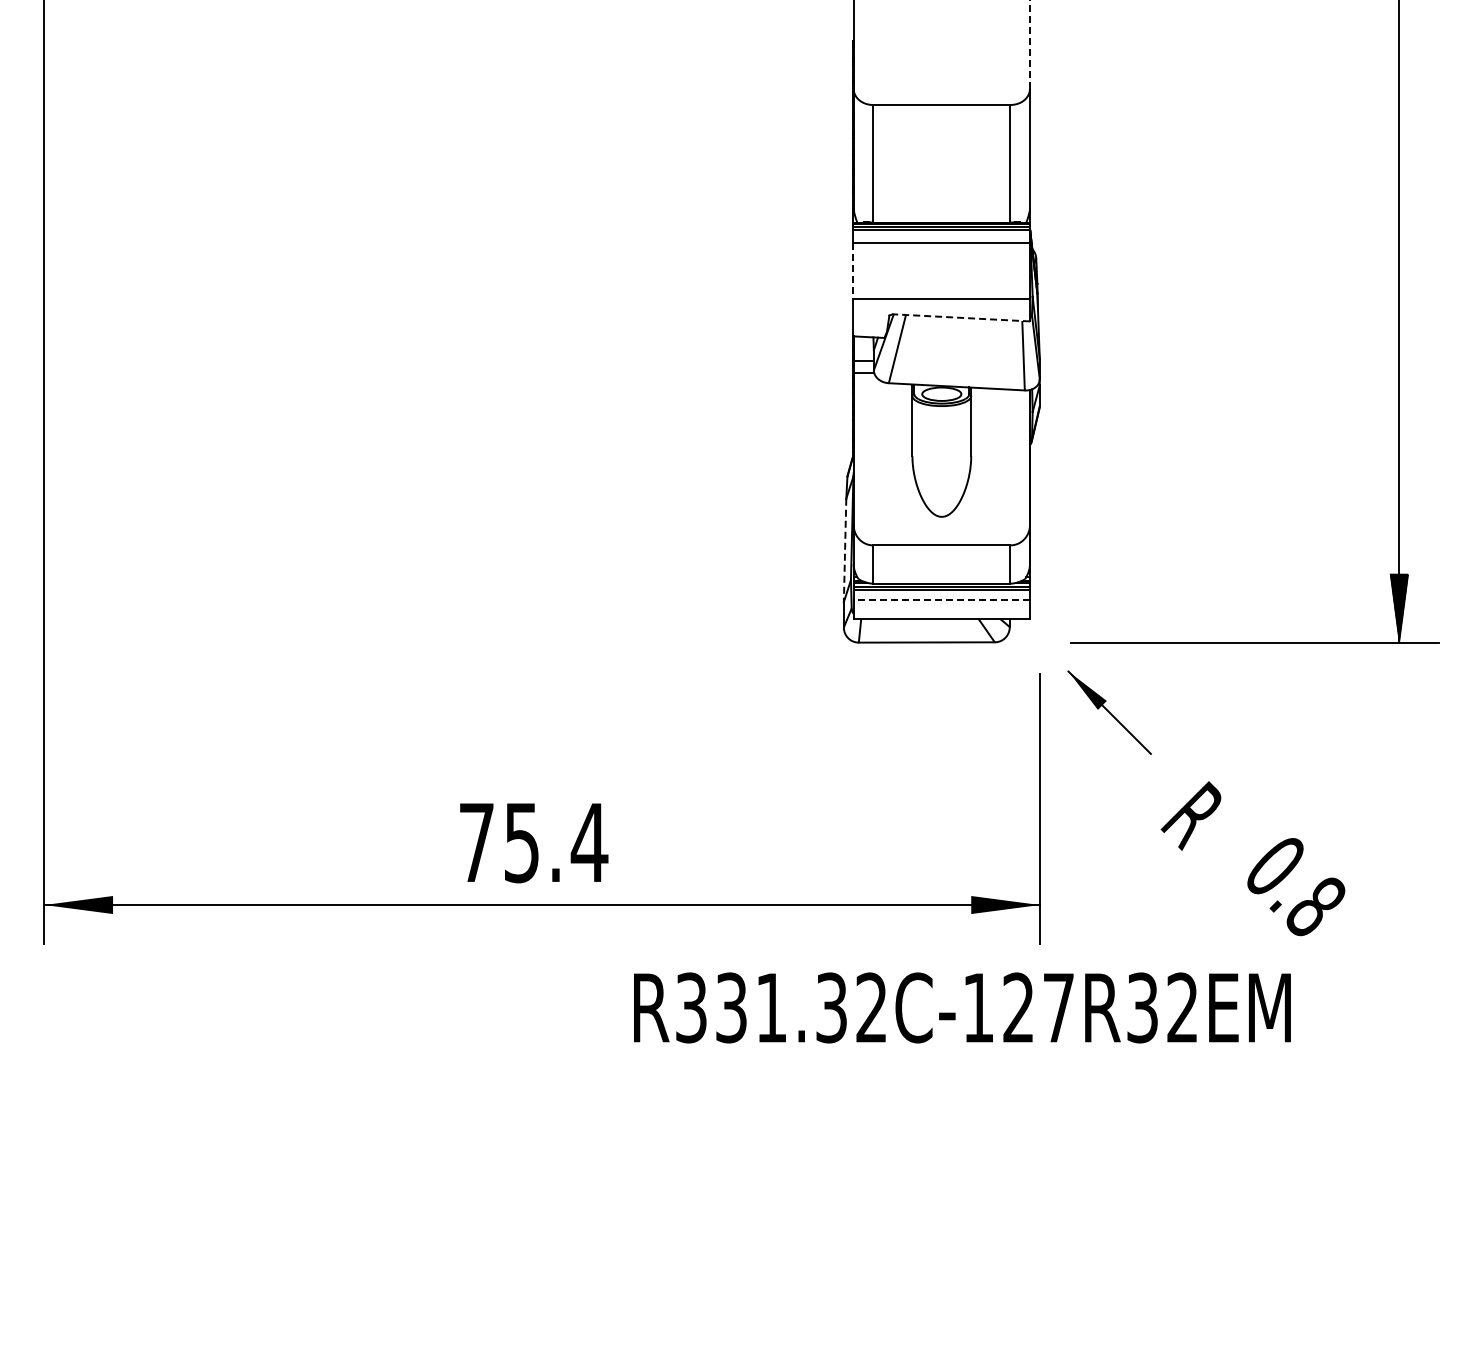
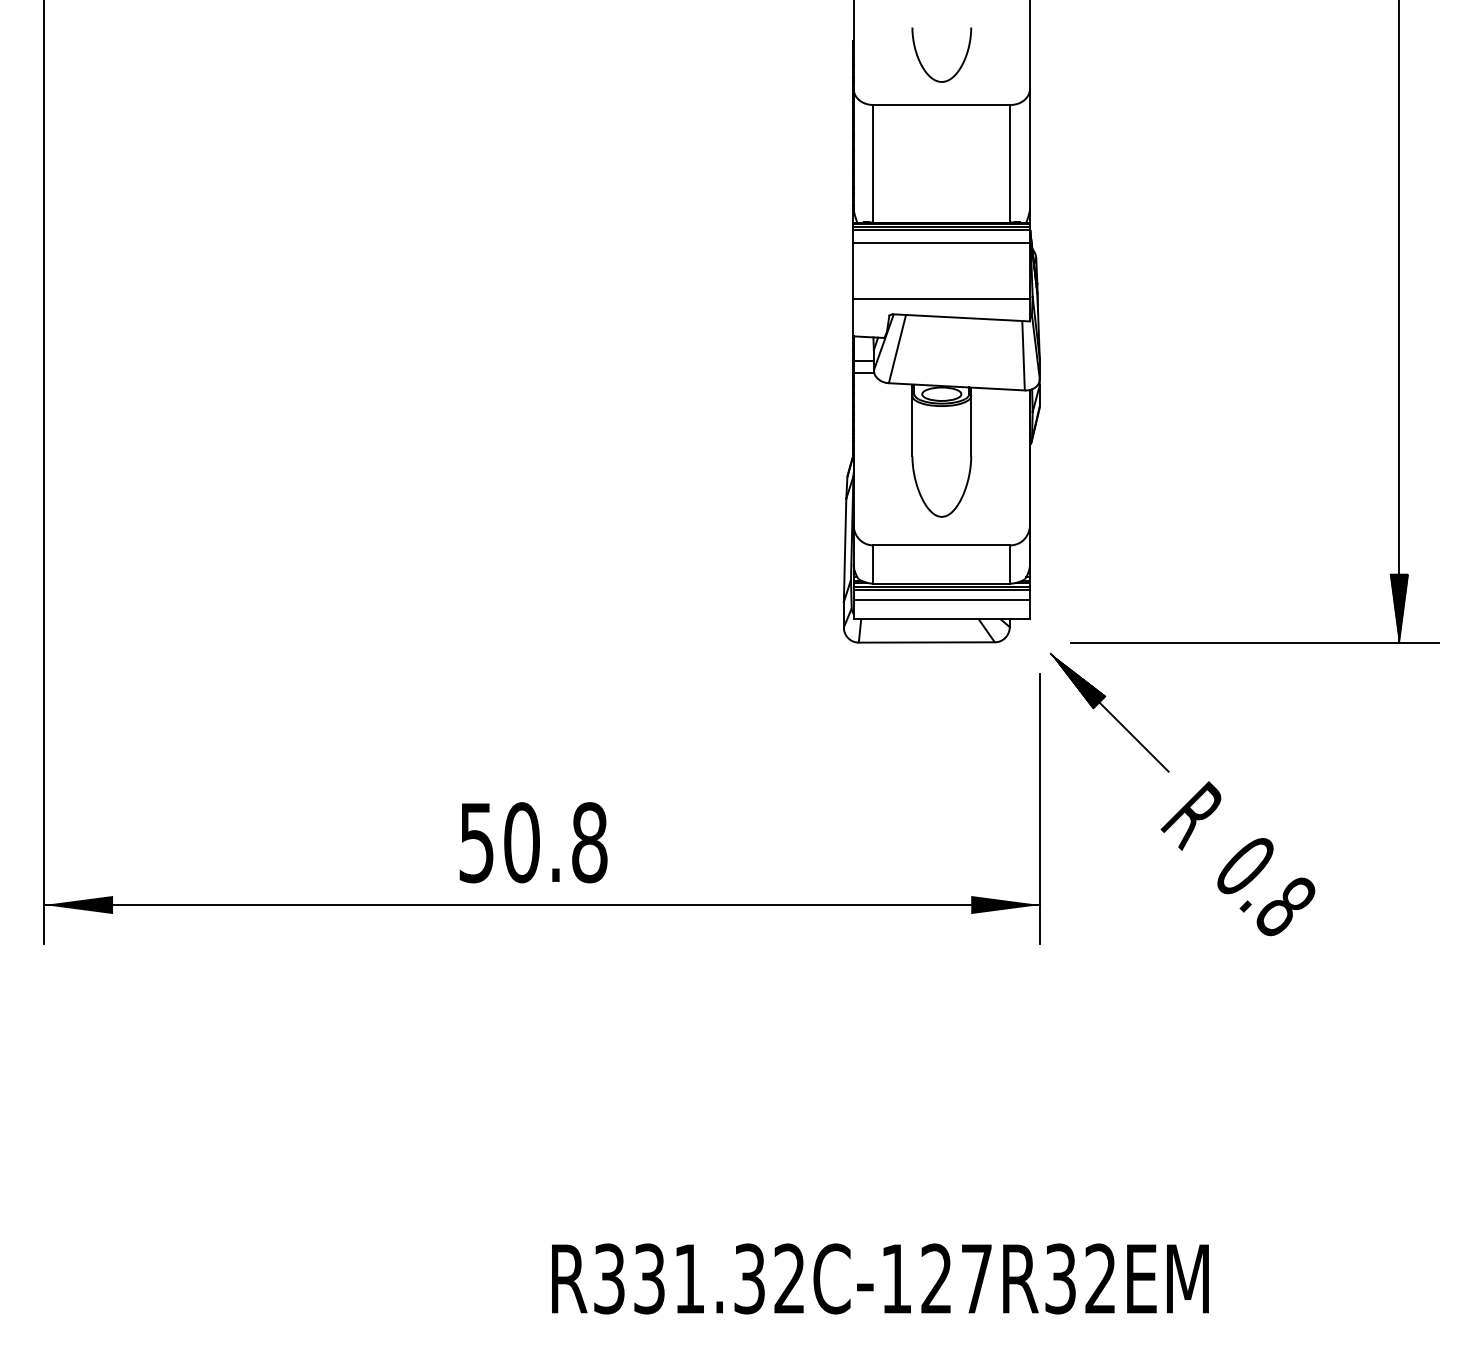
line: dashed -> solid (1030, 44)
curve: none -> present (922, 64)
line: dashed -> solid (853, 271)
line: dashed -> solid (961, 317)
line: dashed -> solid (845, 550)
line: dashed -> solid (941, 599)
part size: 85x85 px -> 121x121 px (1109, 712)
text: 75.4 -> 50.8 (533, 842)
text position: (1296, 887) -> (1266, 887) (1266, 887)
text position: (962, 1007) -> (880, 1278) (880, 1278)
